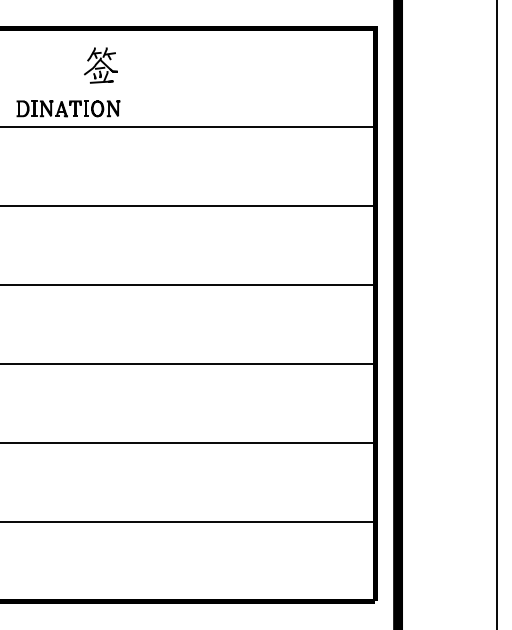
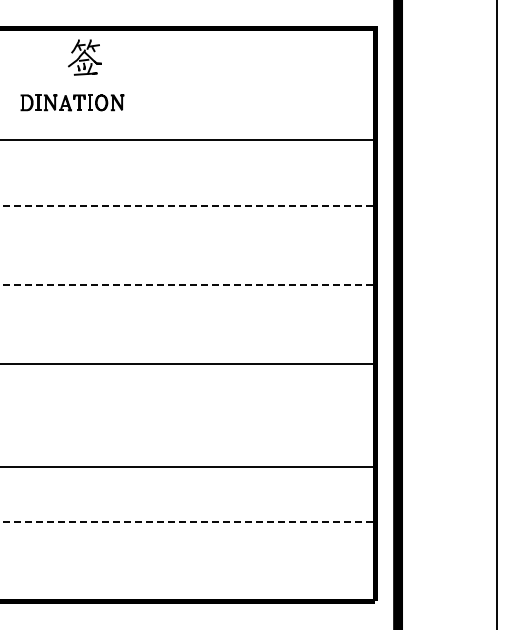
part position: (100, 65) -> (84, 57) (84, 57)
part position: (68, 108) -> (72, 102) (72, 102)
line position: (188, 127) -> (188, 140) (188, 140)
line: solid -> dashed (188, 206)
line: solid -> dashed (188, 285)
line position: (188, 443) -> (188, 467) (188, 467)
line: solid -> dashed (188, 522)
